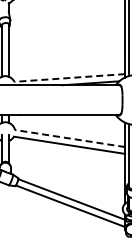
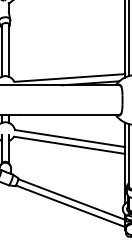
line: dashed -> solid (69, 77)
line: dashed -> solid (70, 138)
